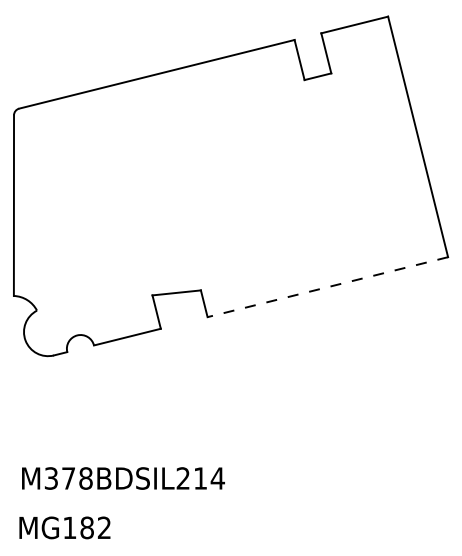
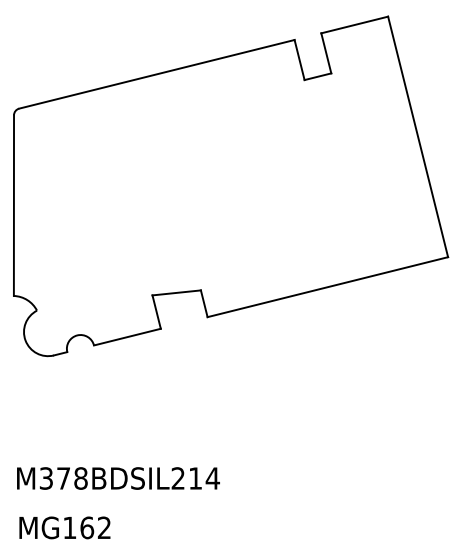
line: dashed -> solid (327, 287)
text position: (123, 478) -> (118, 478) (118, 478)
text: MG182 -> MG162 (87, 527)
